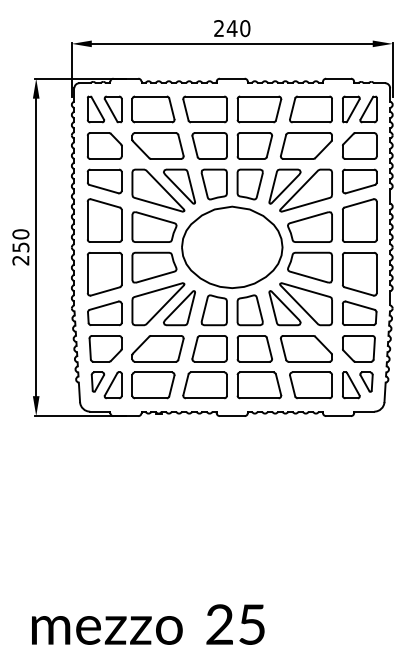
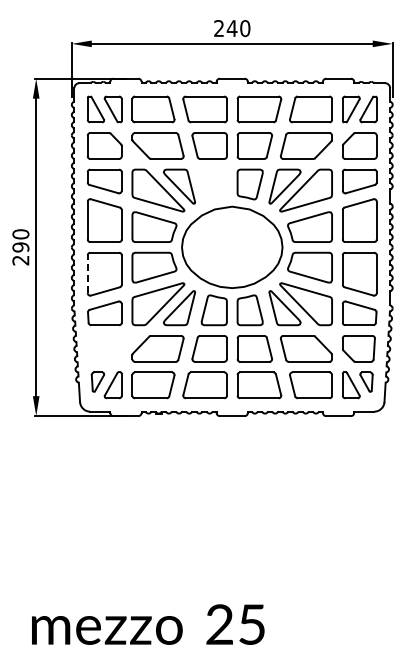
part: present -> none (213, 184)
text: 250 -> 290 (20, 247)
line: solid -> dashed (87, 274)
part: present -> none (105, 348)
